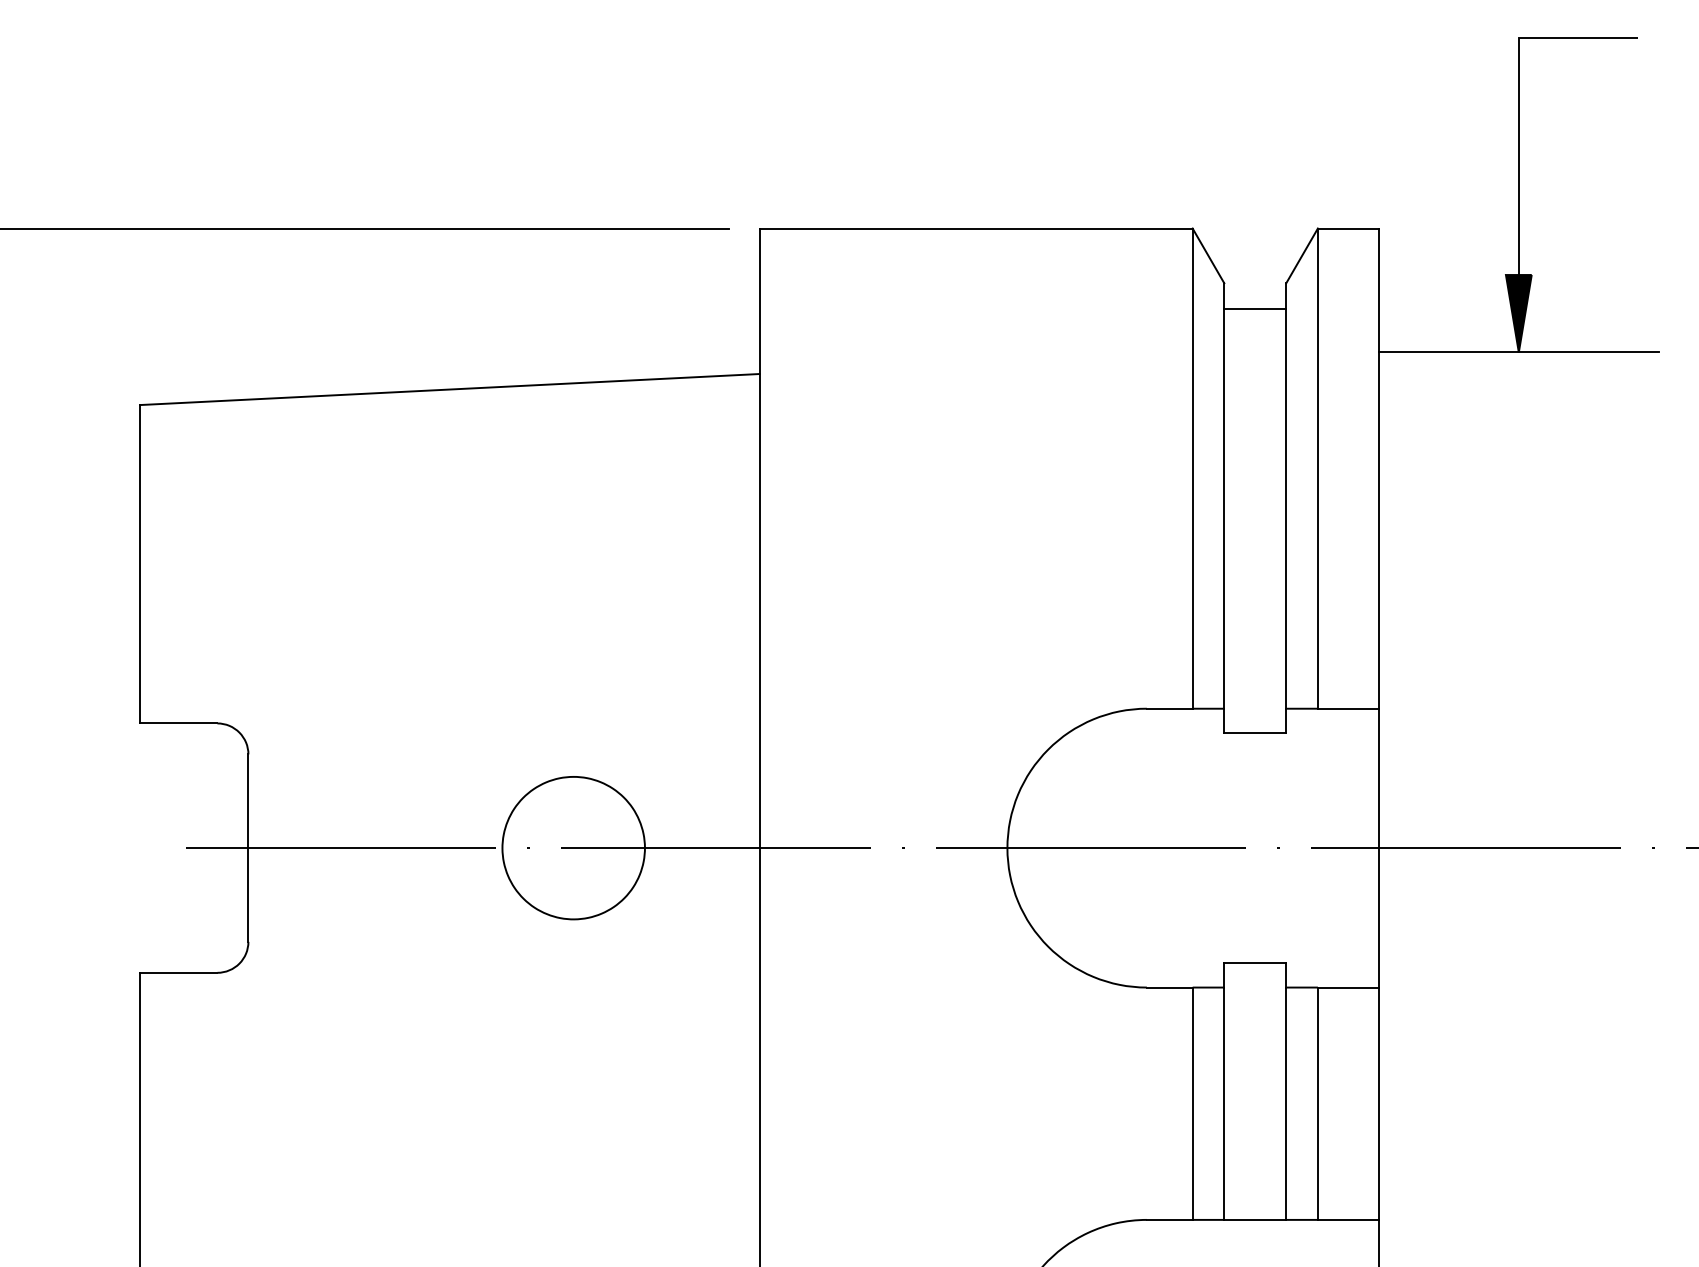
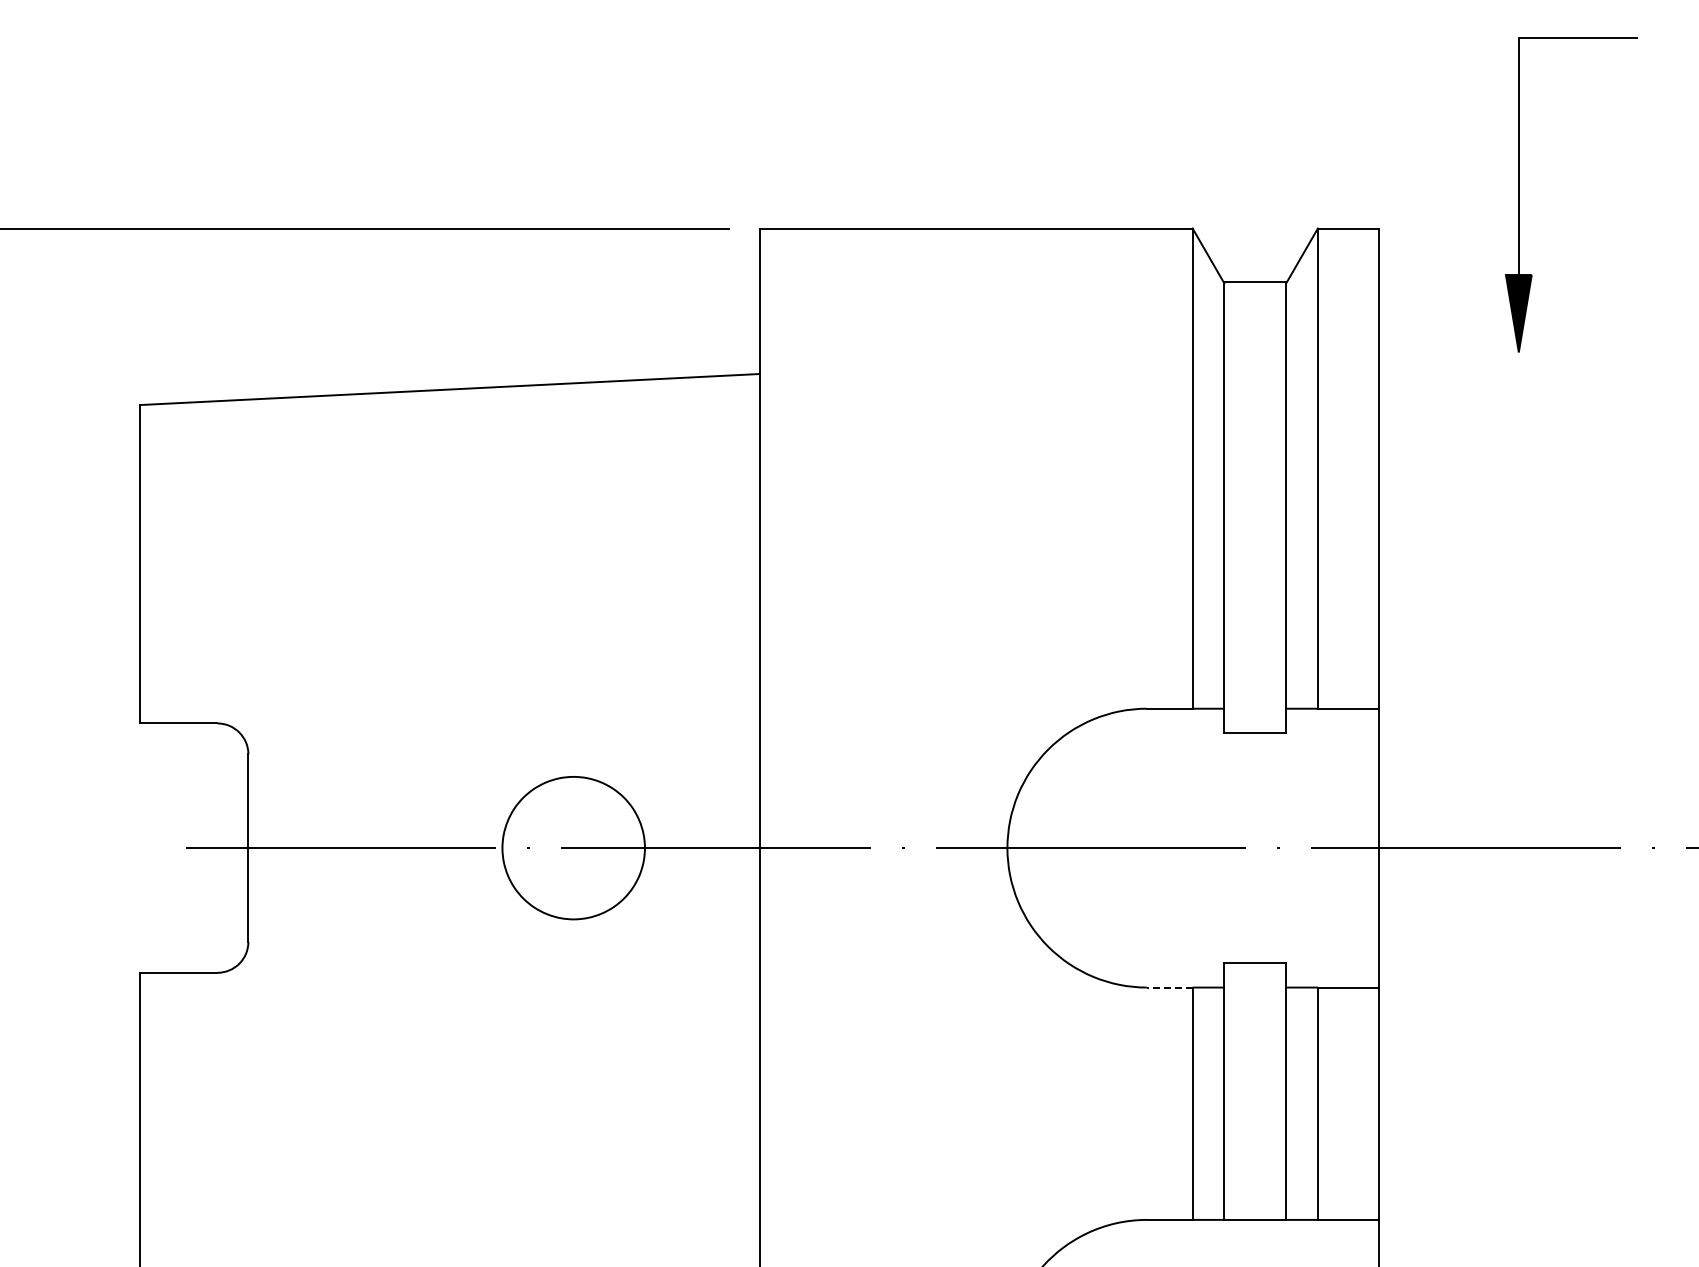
line position: (1255, 309) -> (1255, 282) (1255, 282)
line: present -> none (1518, 352)
line: solid -> dashed (1169, 987)
